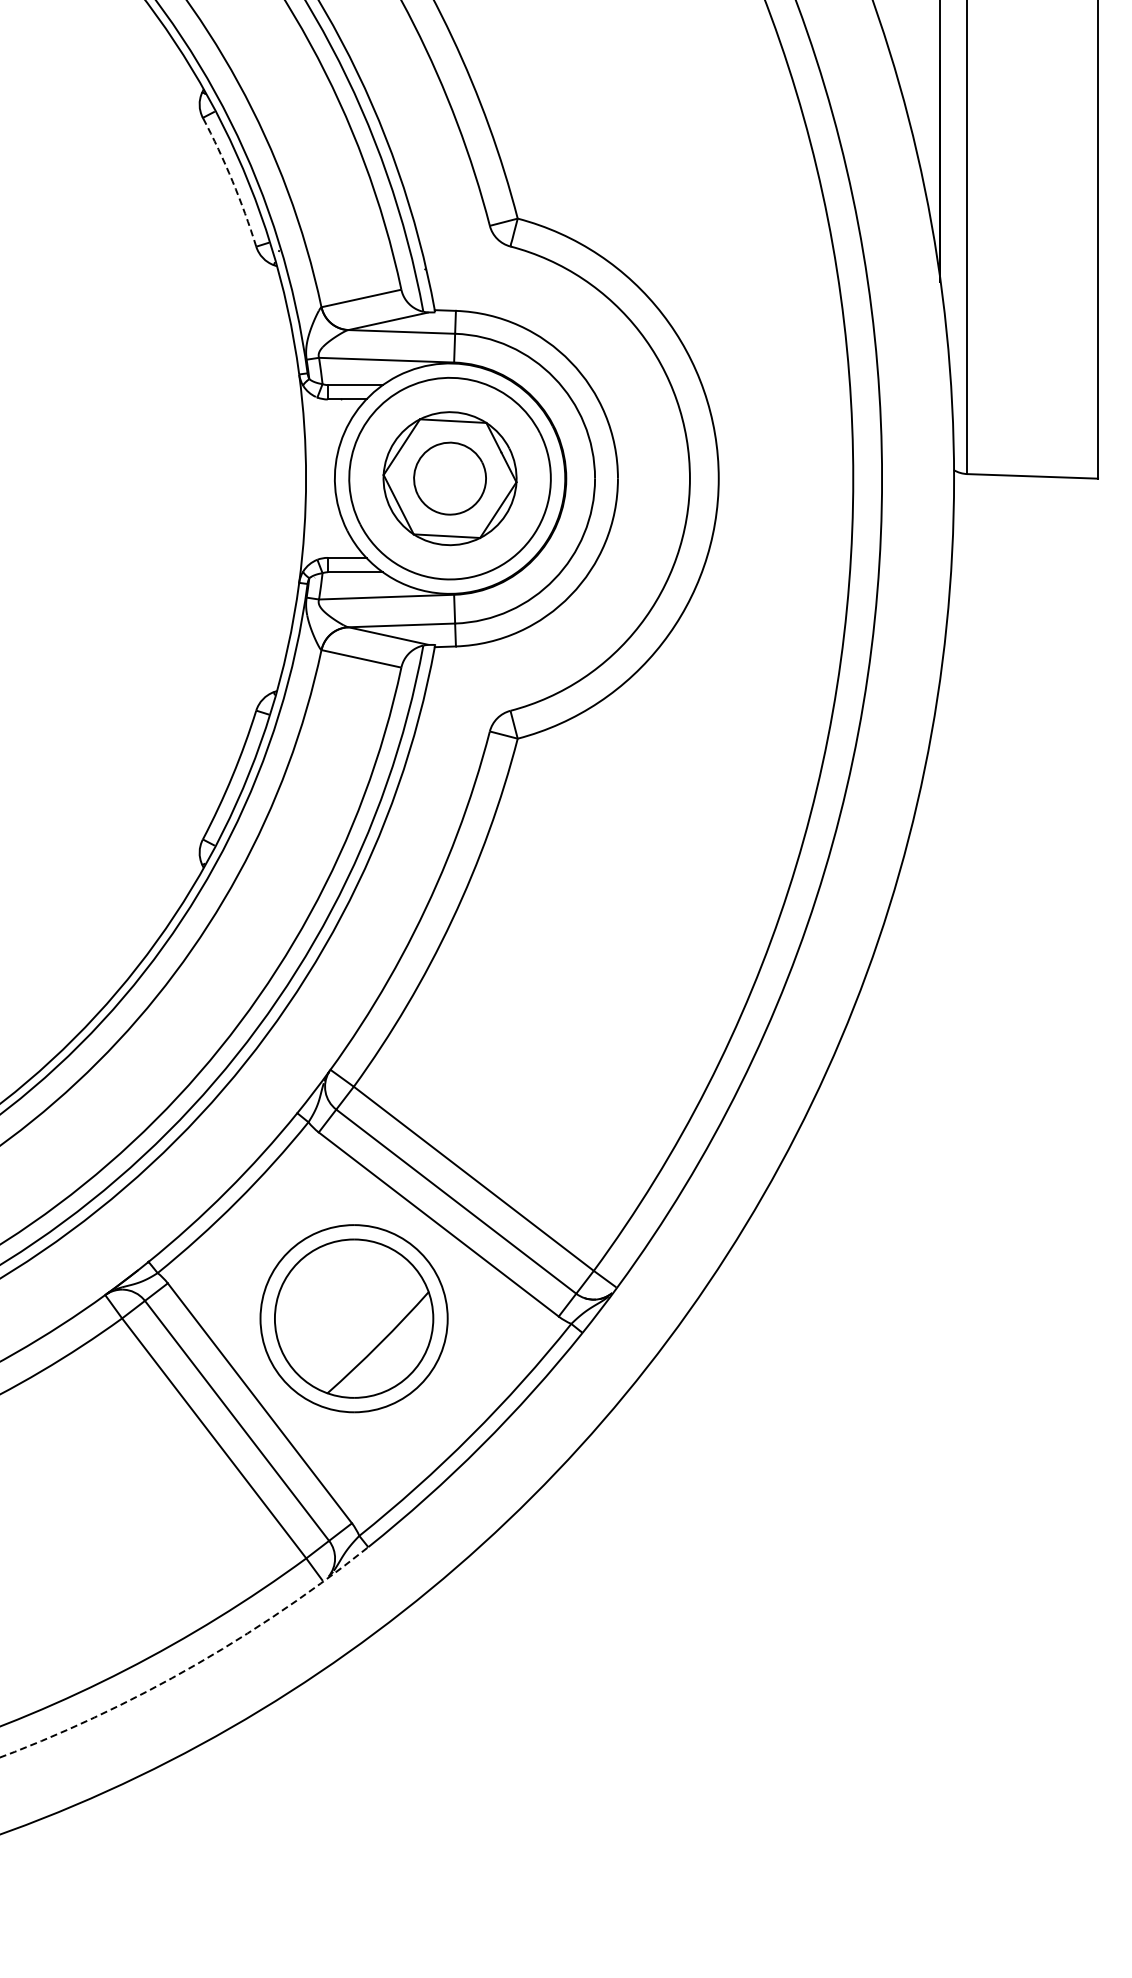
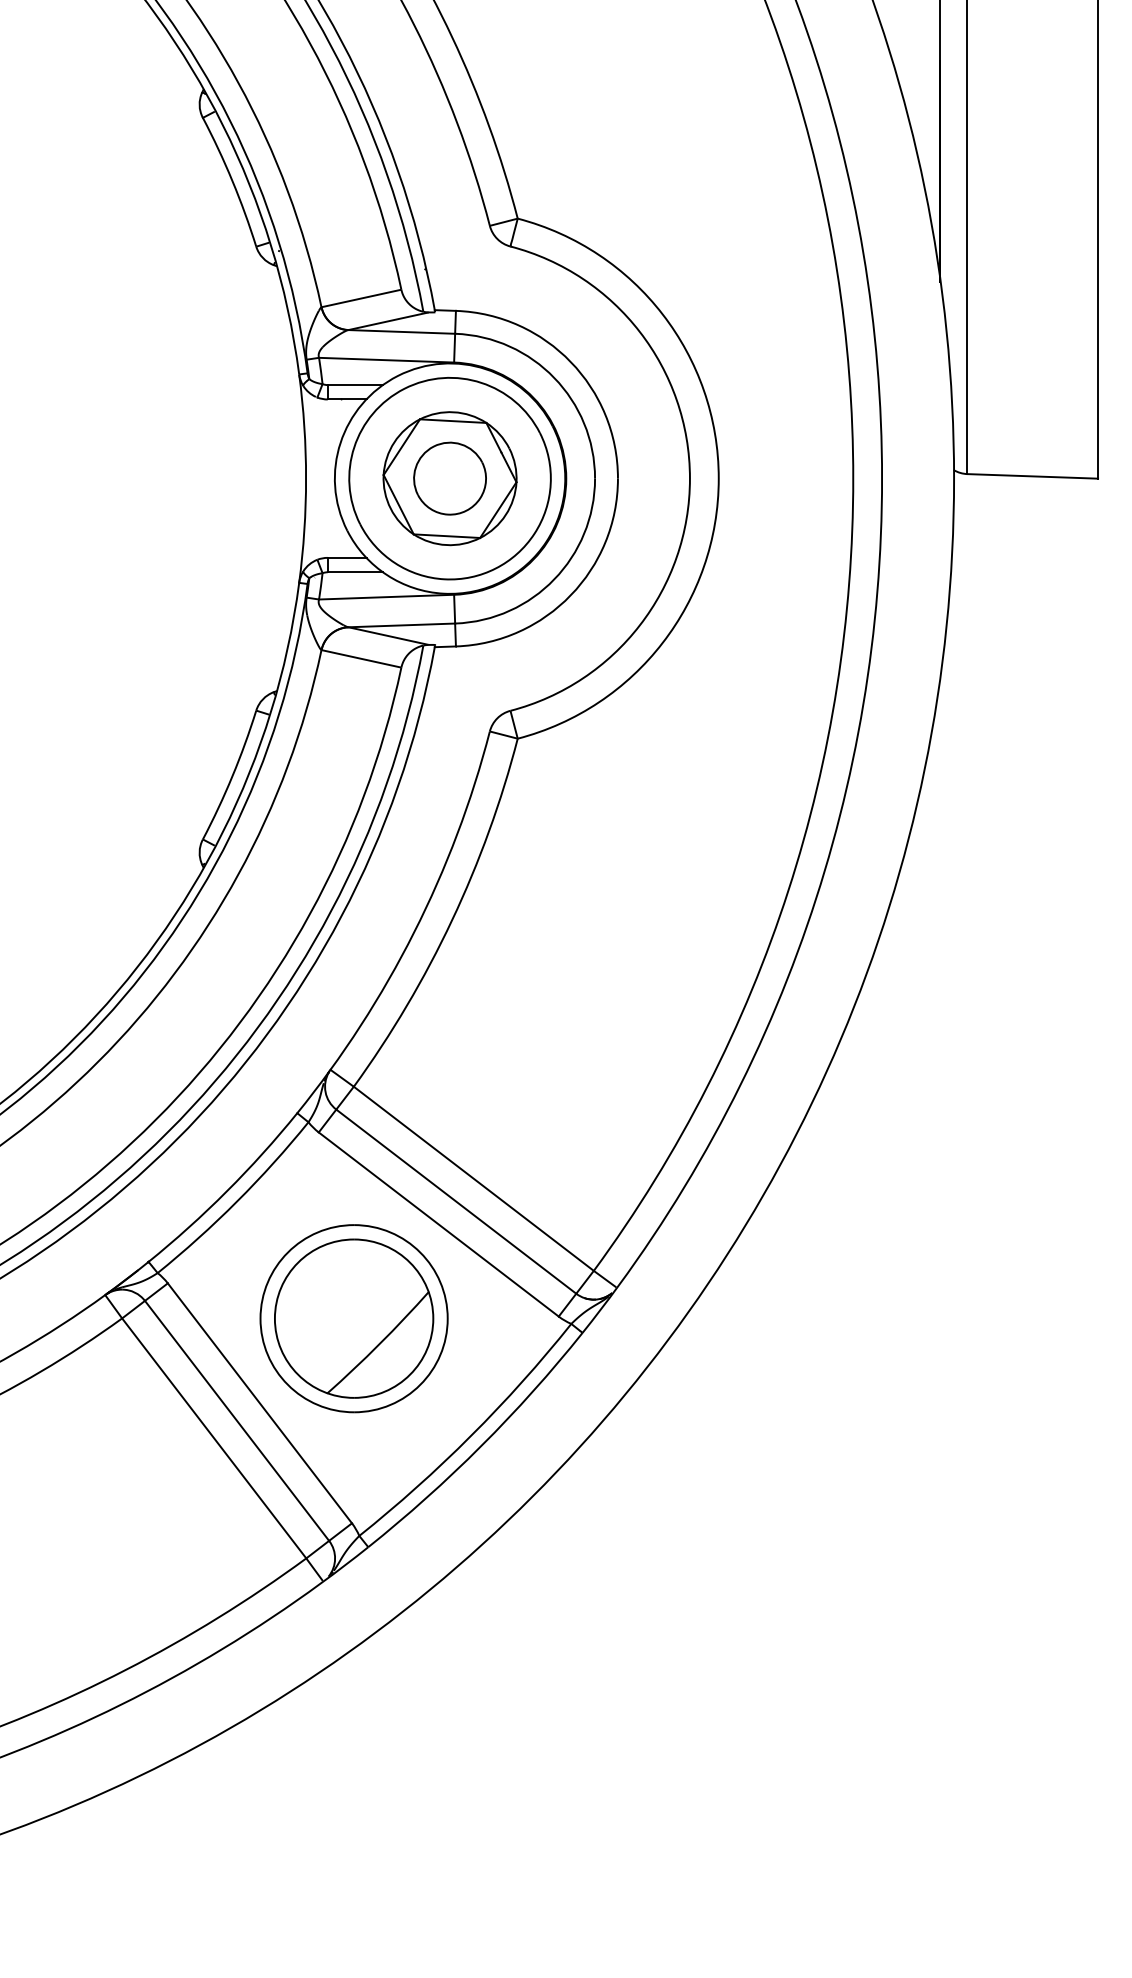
arc: dashed -> solid (232, 181)
arc: dashed -> solid (193, 1666)
